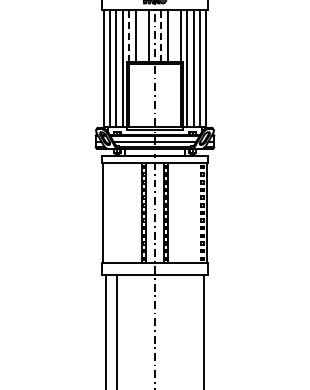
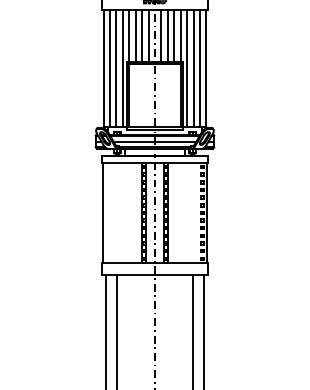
line: none -> present (142, 35)
line: none -> present (174, 35)
line: dashed -> solid (129, 36)
line: dashed -> solid (161, 36)
line: none -> present (192, 330)
